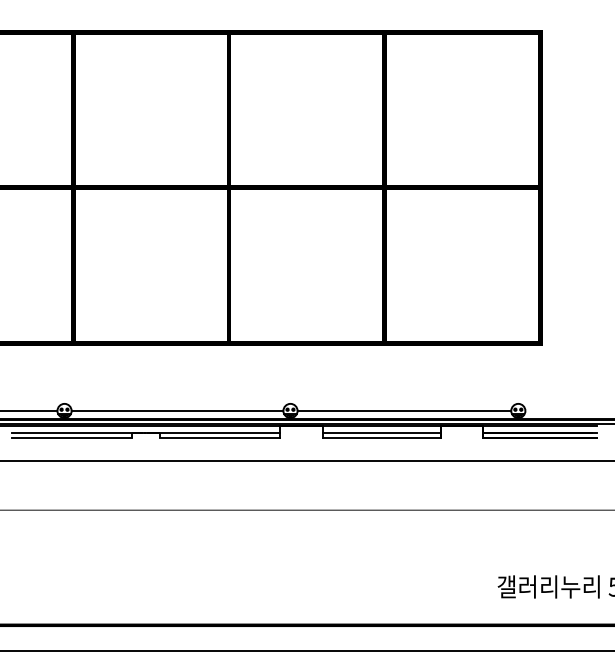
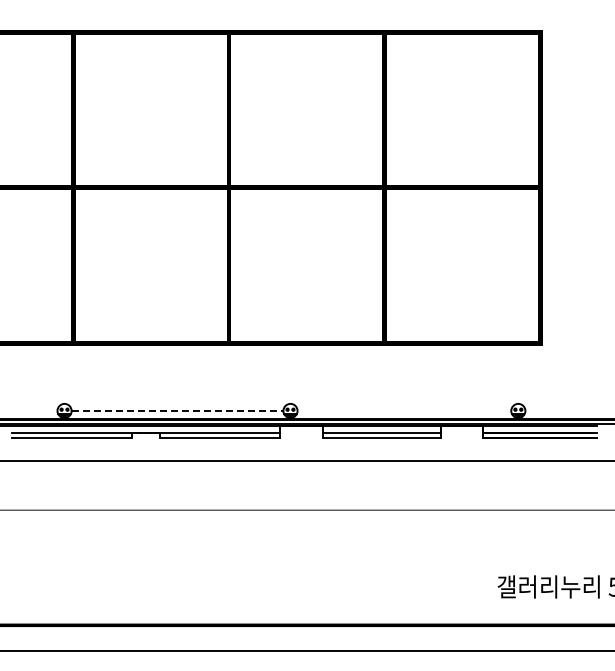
line: present -> none (29, 410)
line: solid -> dashed (177, 410)
line: present -> none (404, 410)
